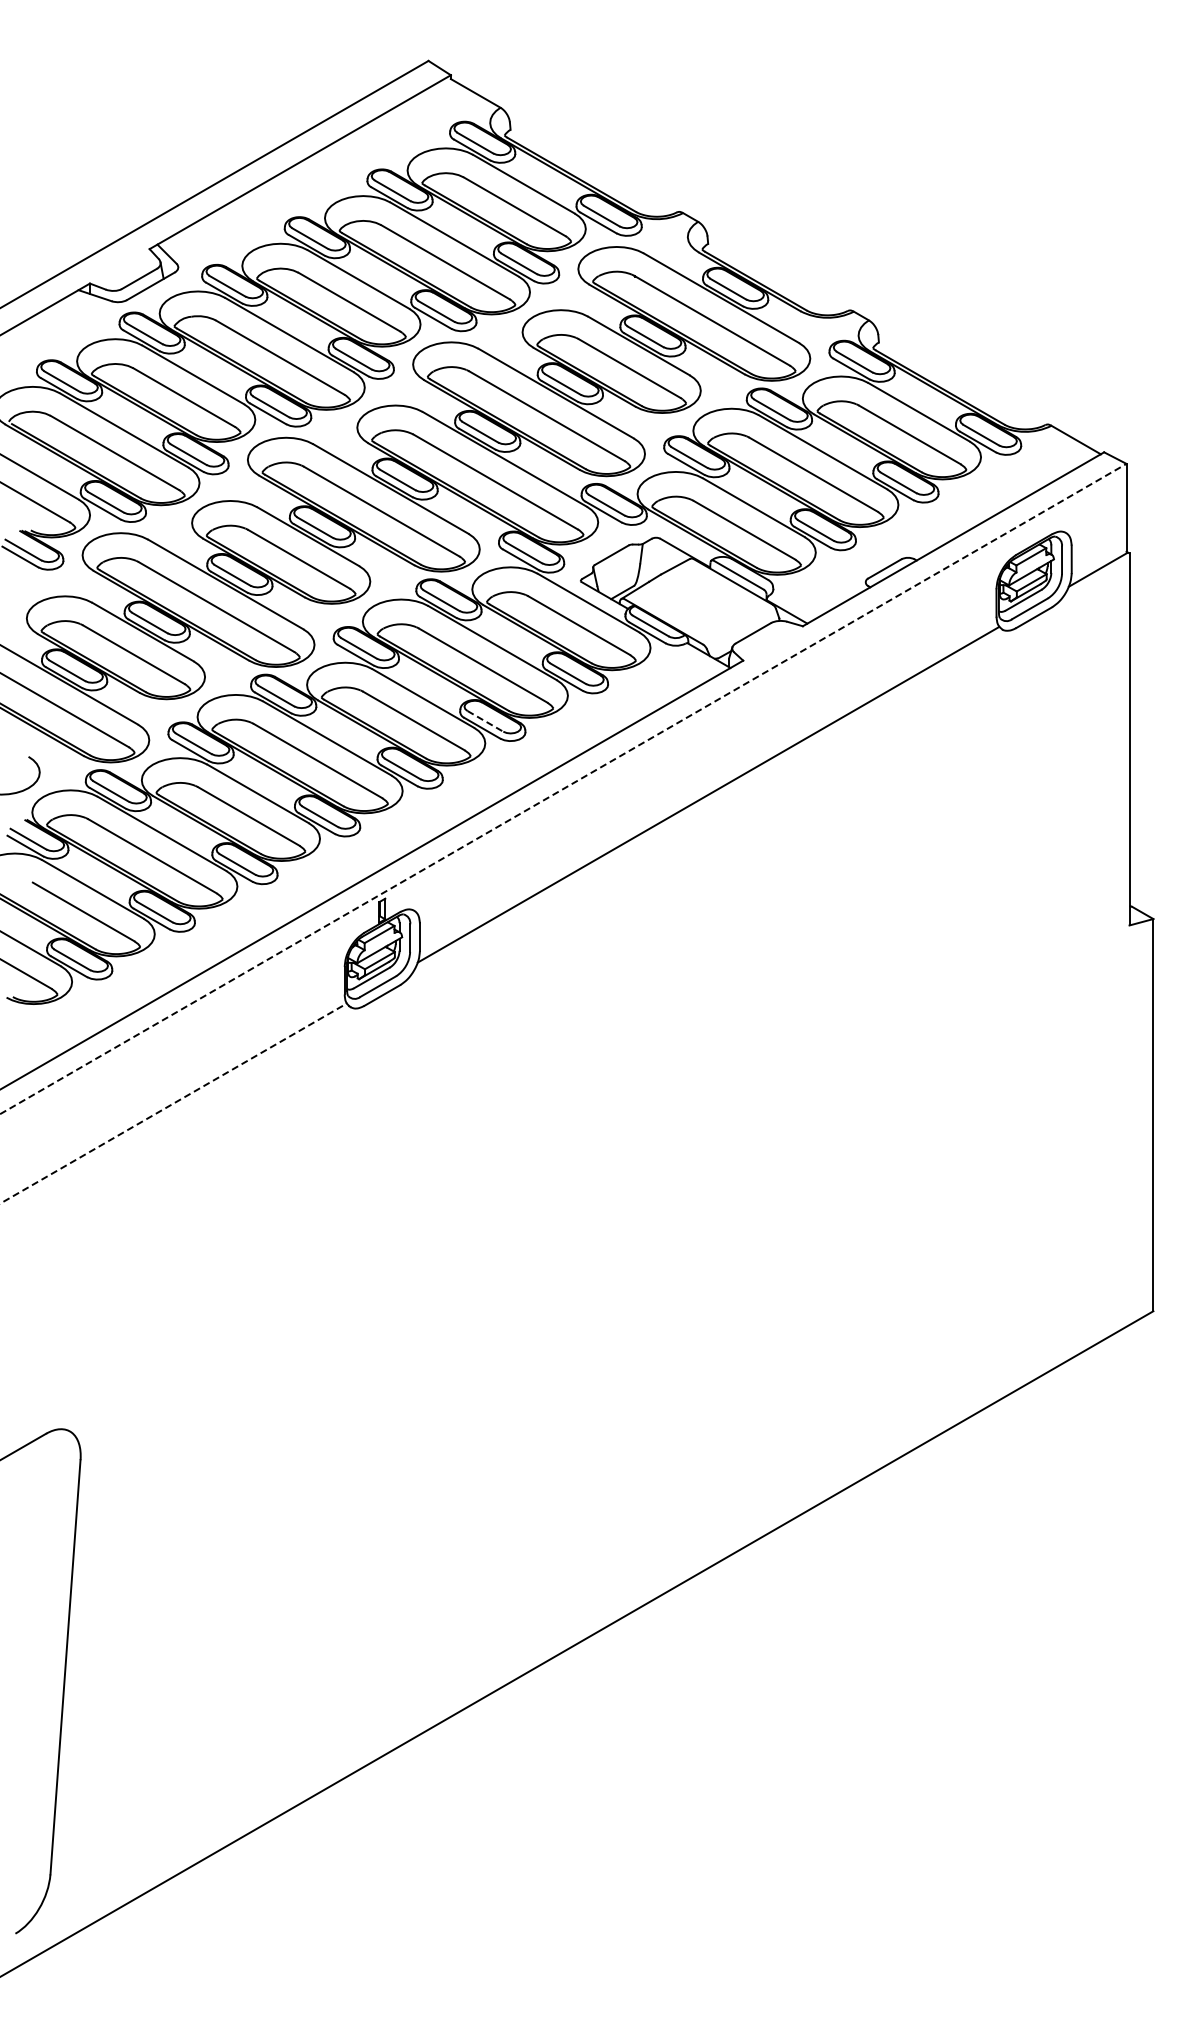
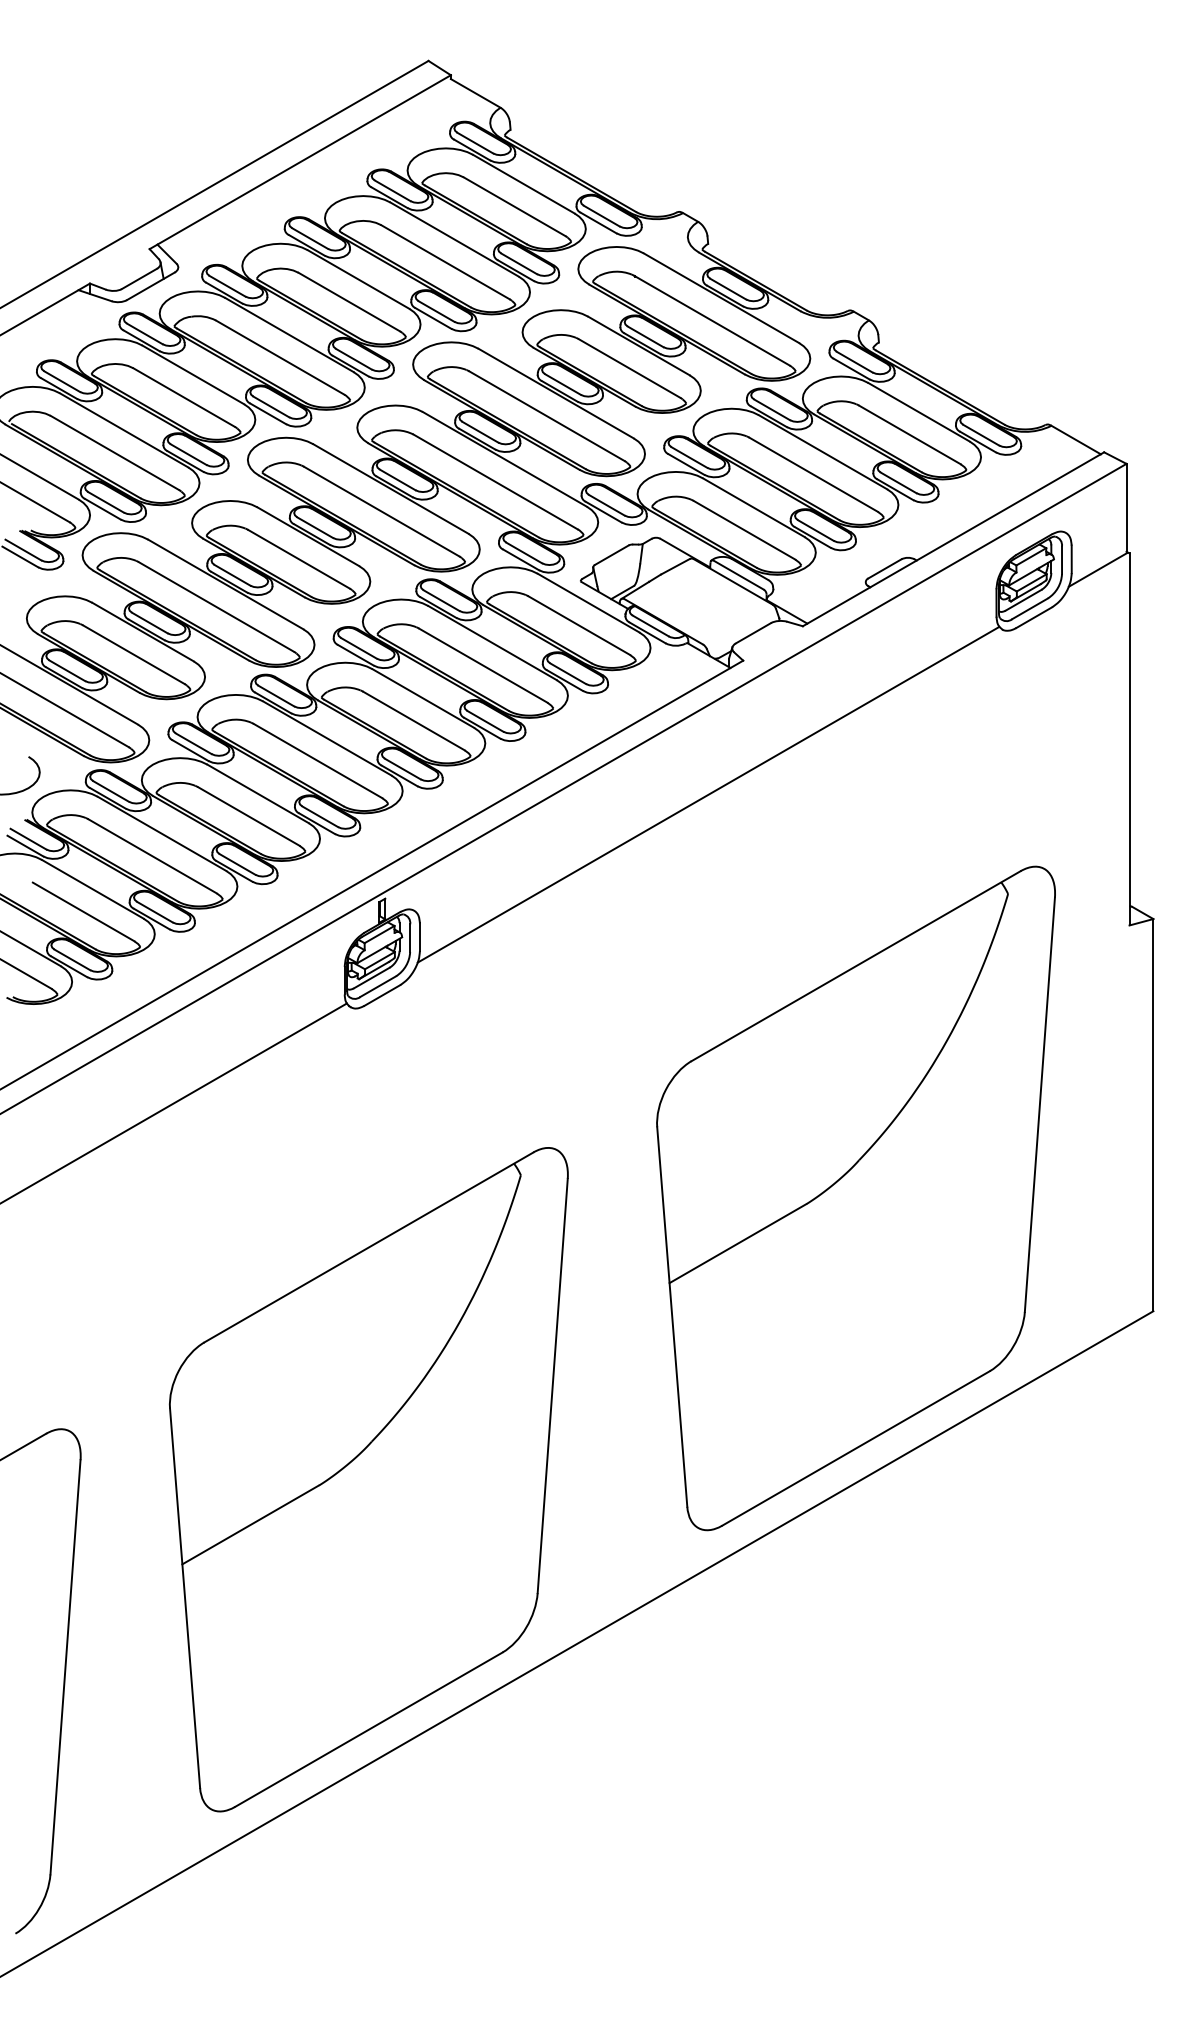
line: dashed -> solid (485, 721)
line: dashed -> solid (563, 788)
line: dashed -> solid (173, 1103)
part: none -> present (855, 1198)
part: none -> present (368, 1479)
